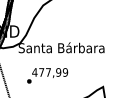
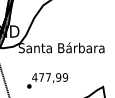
text position: (47, 75) -> (47, 80) (47, 80)
